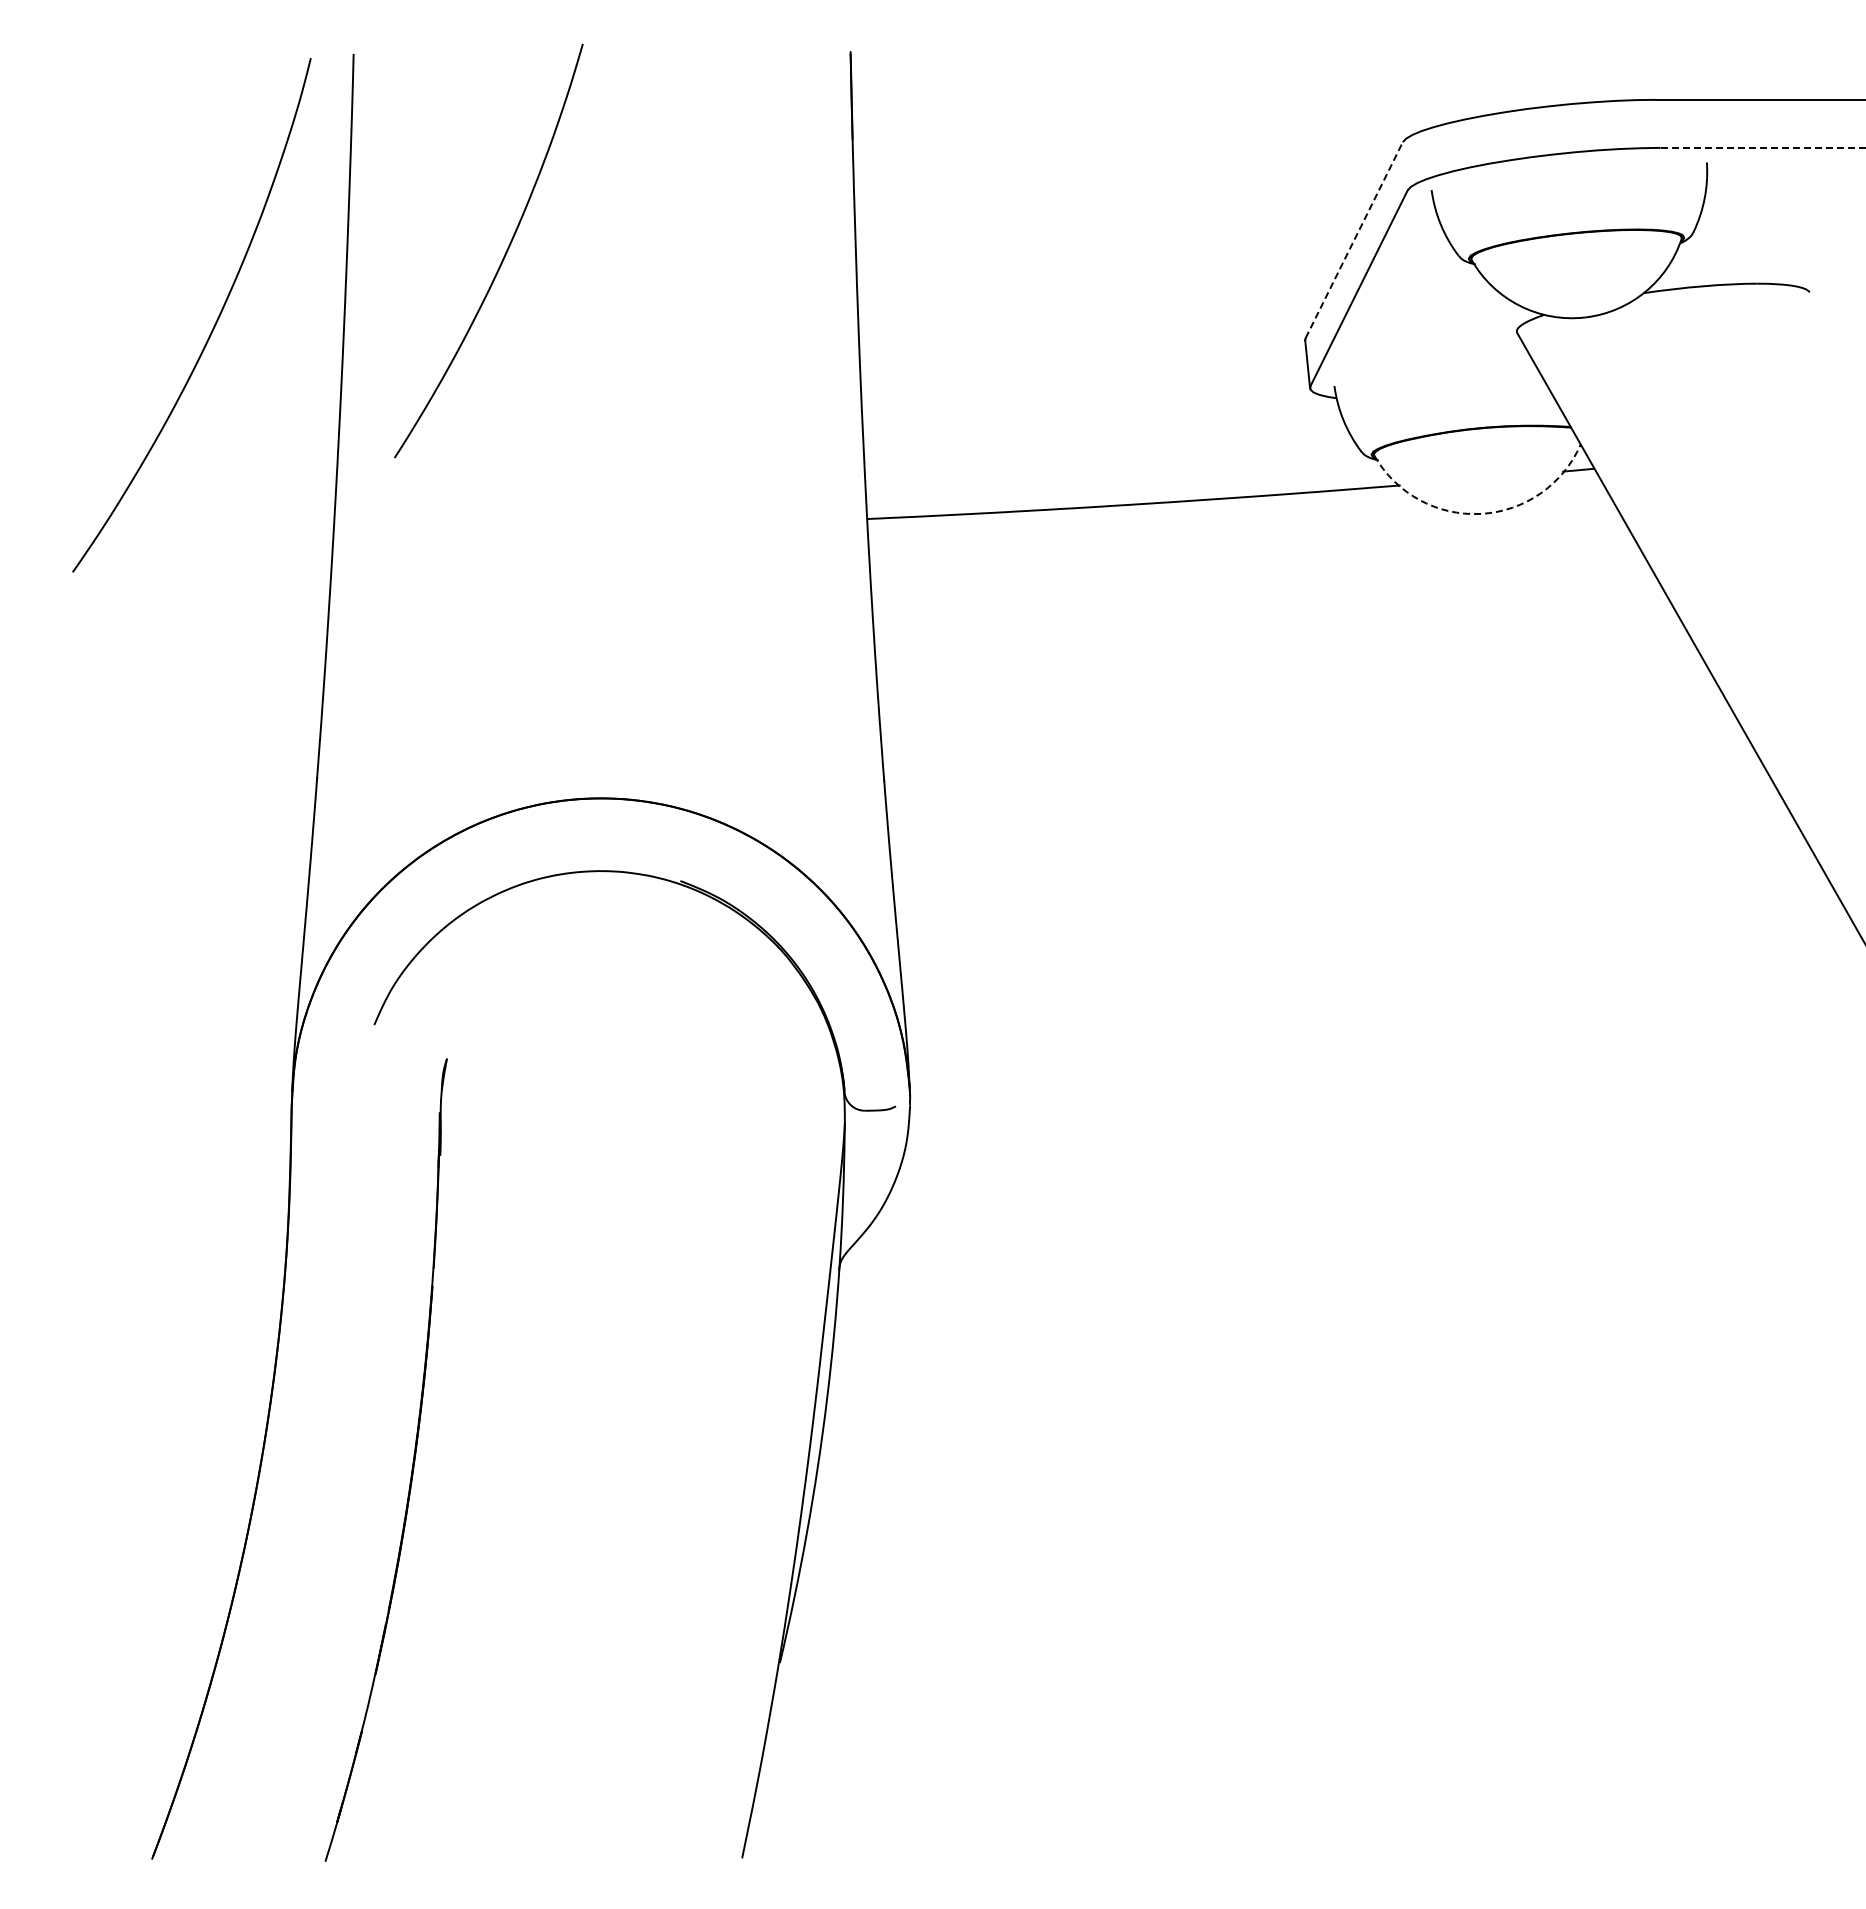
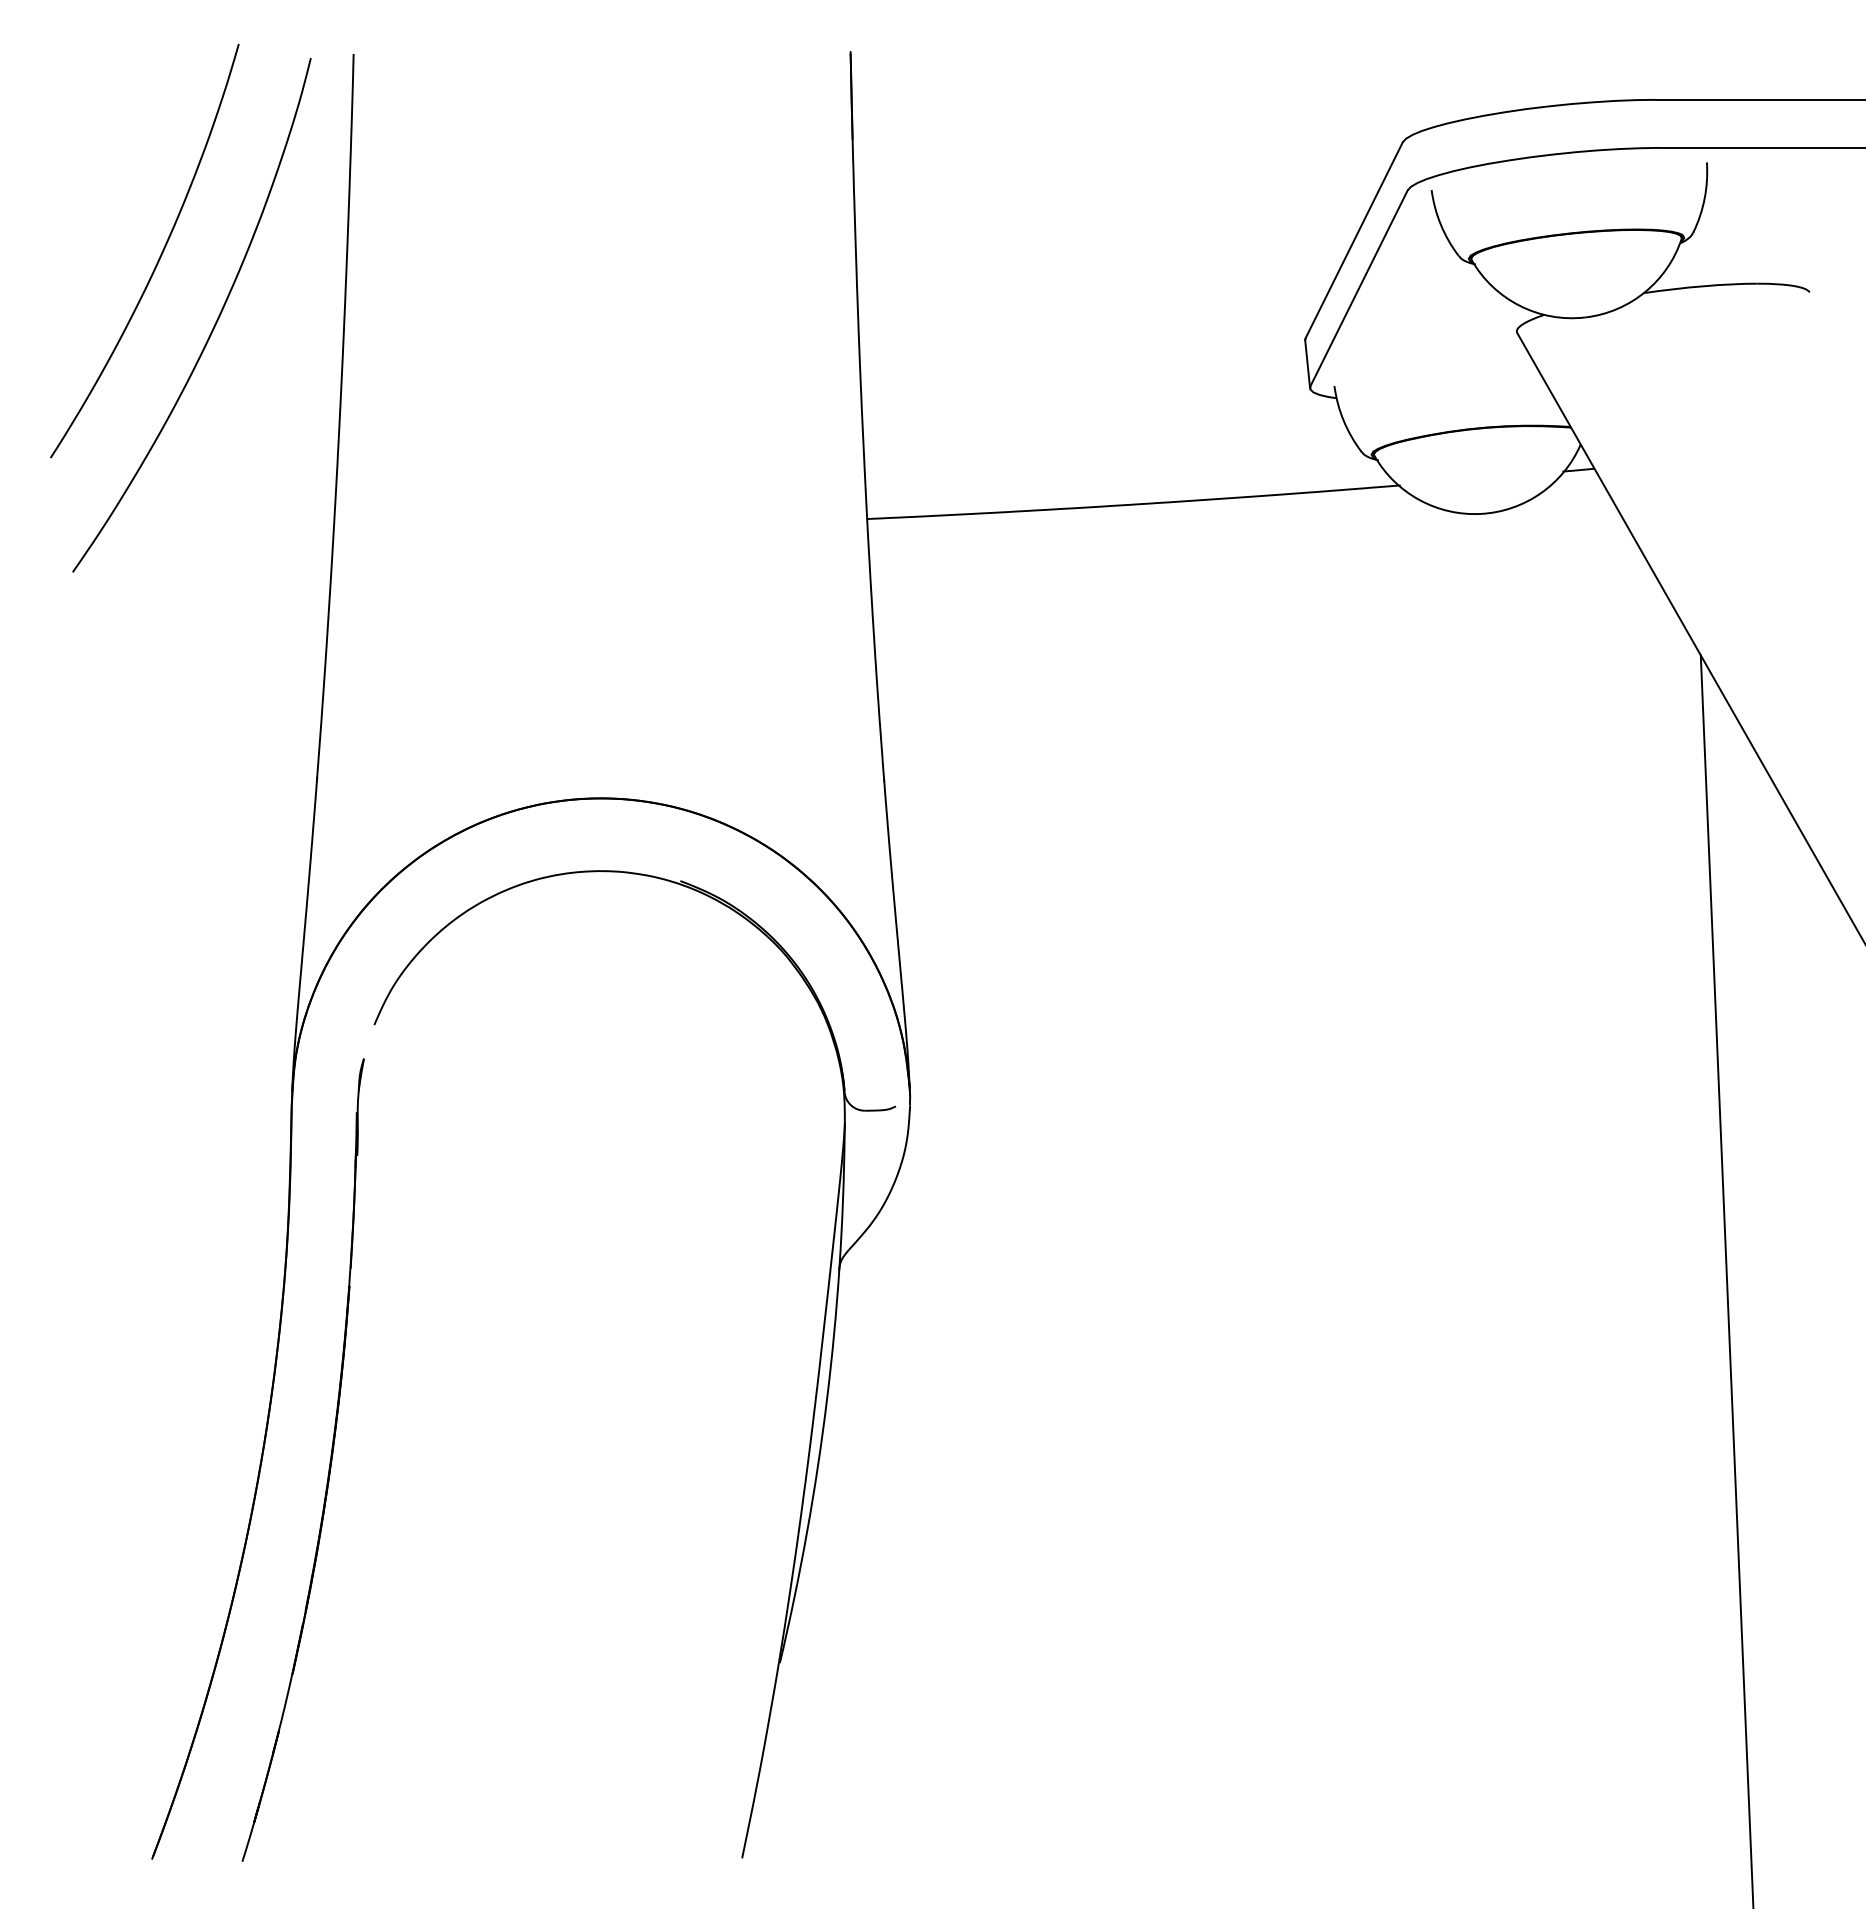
line: dashed -> solid (1763, 147)
line: dashed -> solid (1354, 239)
curve position: (502, 258) -> (158, 258) (158, 258)
arc: dashed -> solid (1481, 513)
line: none -> present (1726, 1280)
part position: (412, 1461) -> (329, 1461) (329, 1461)
